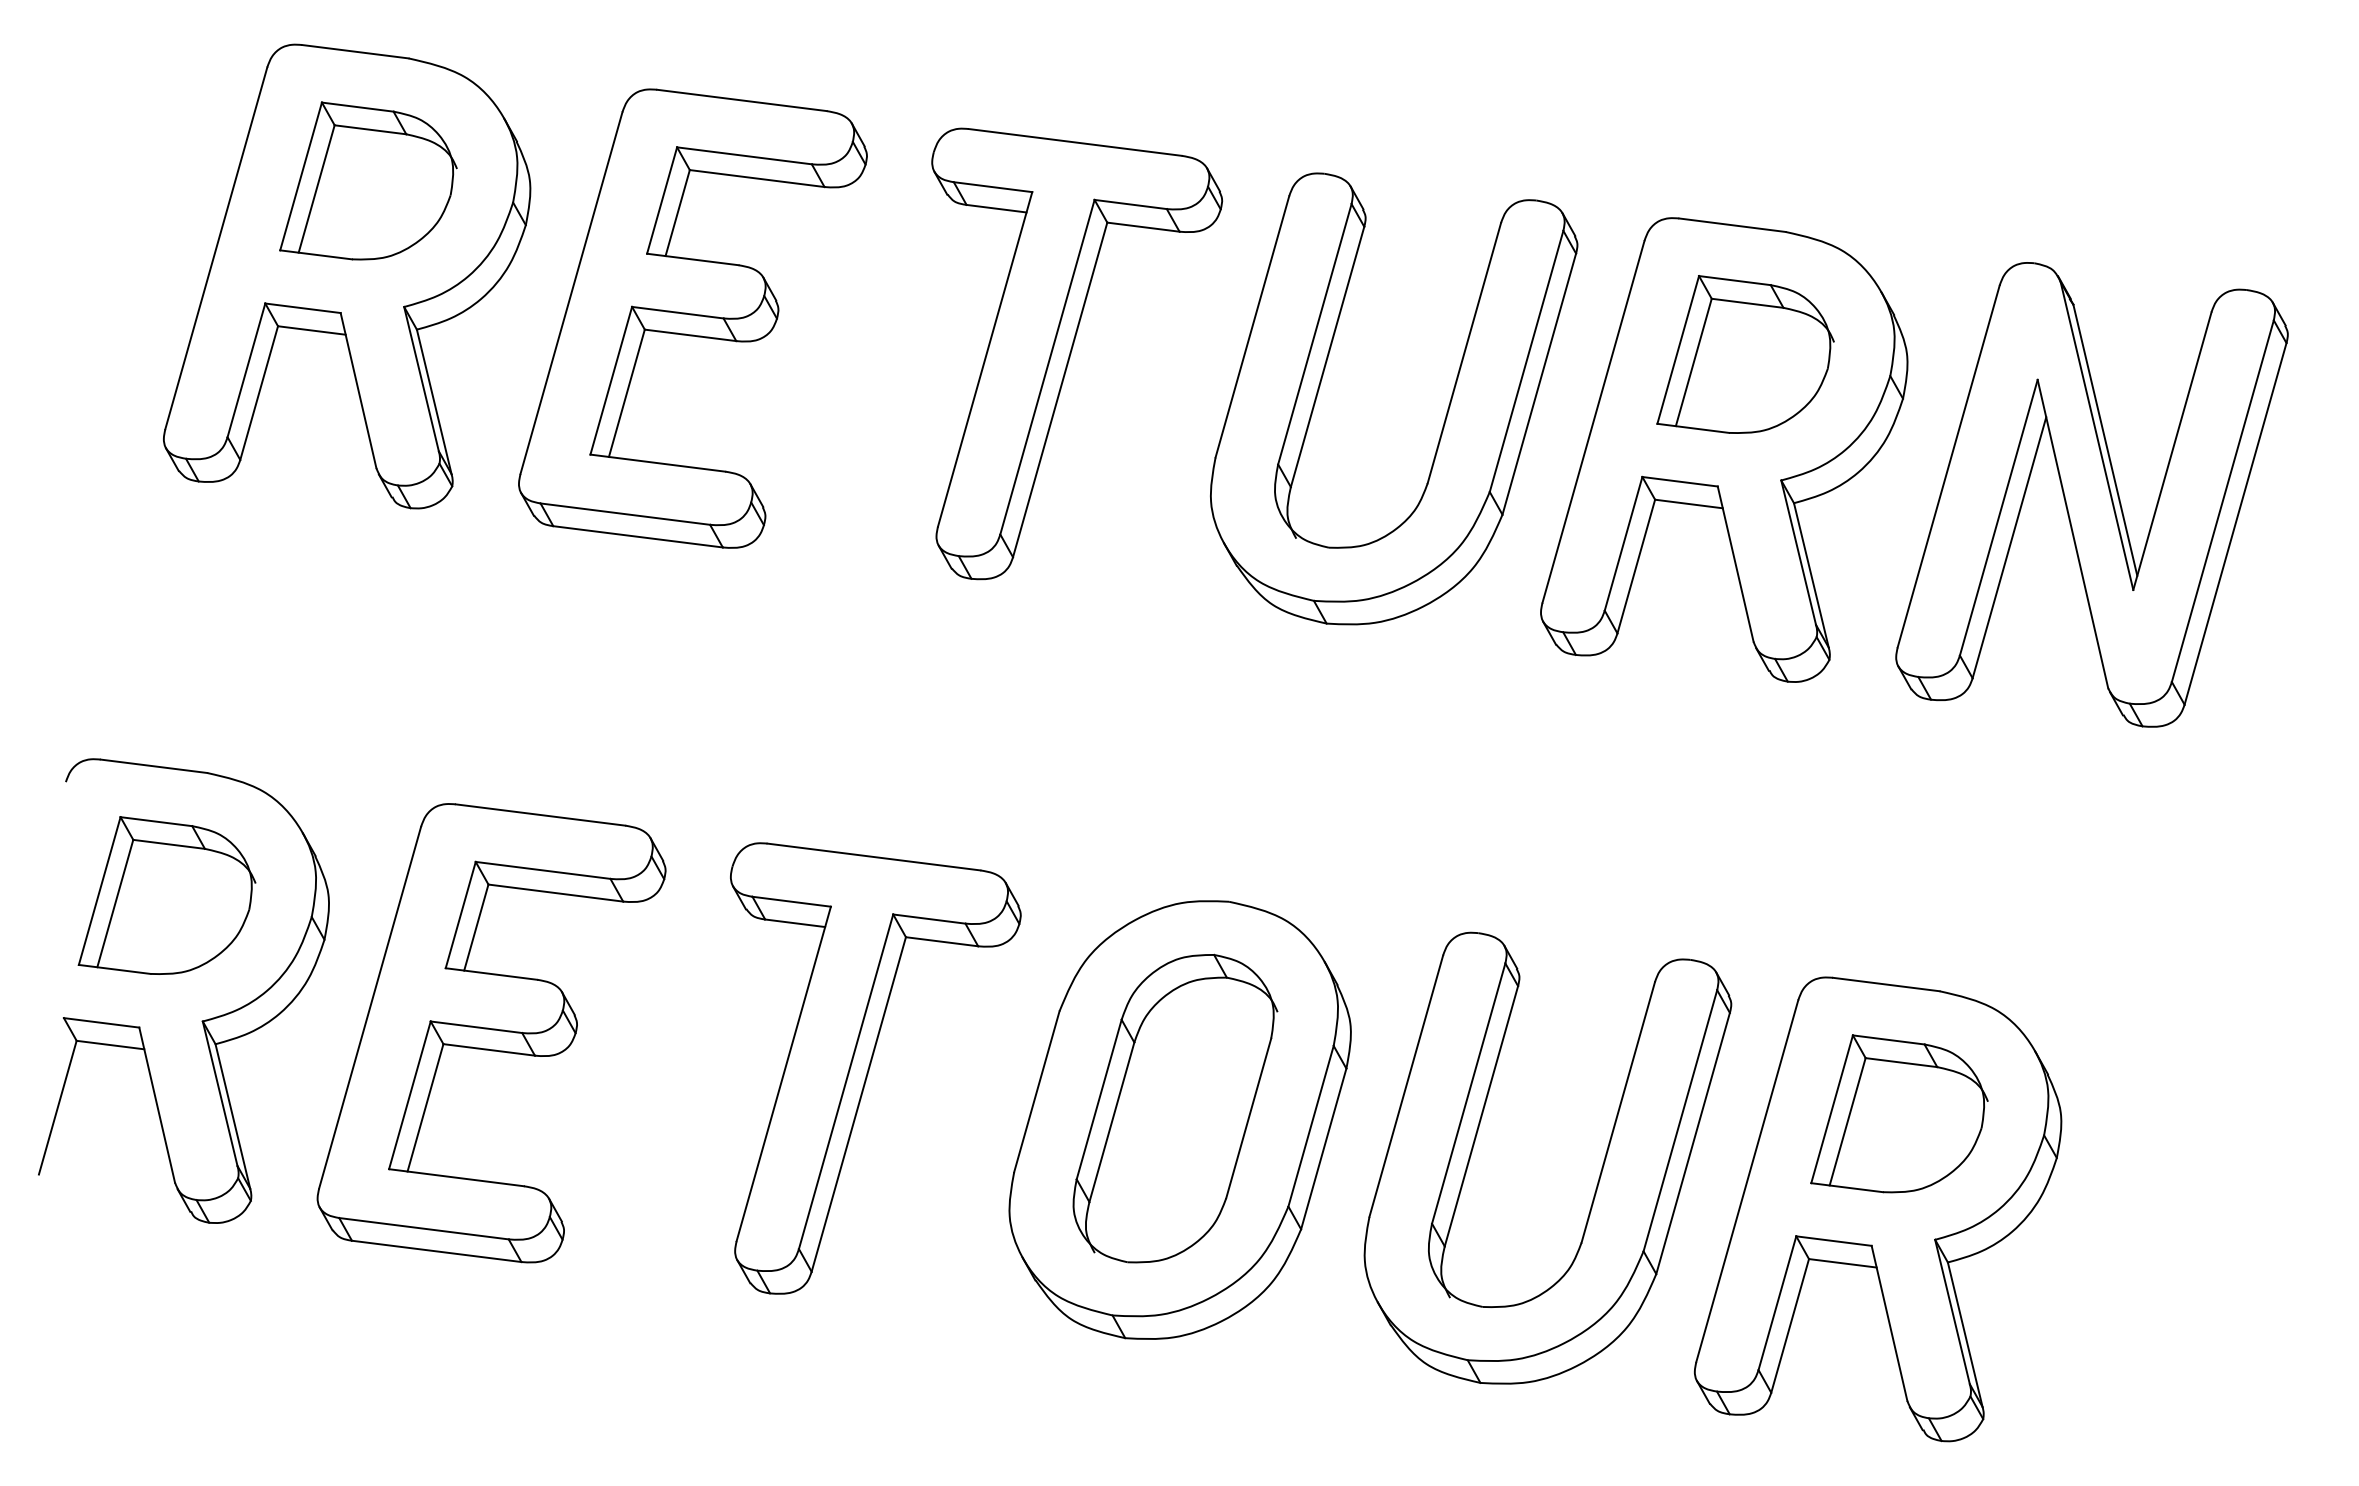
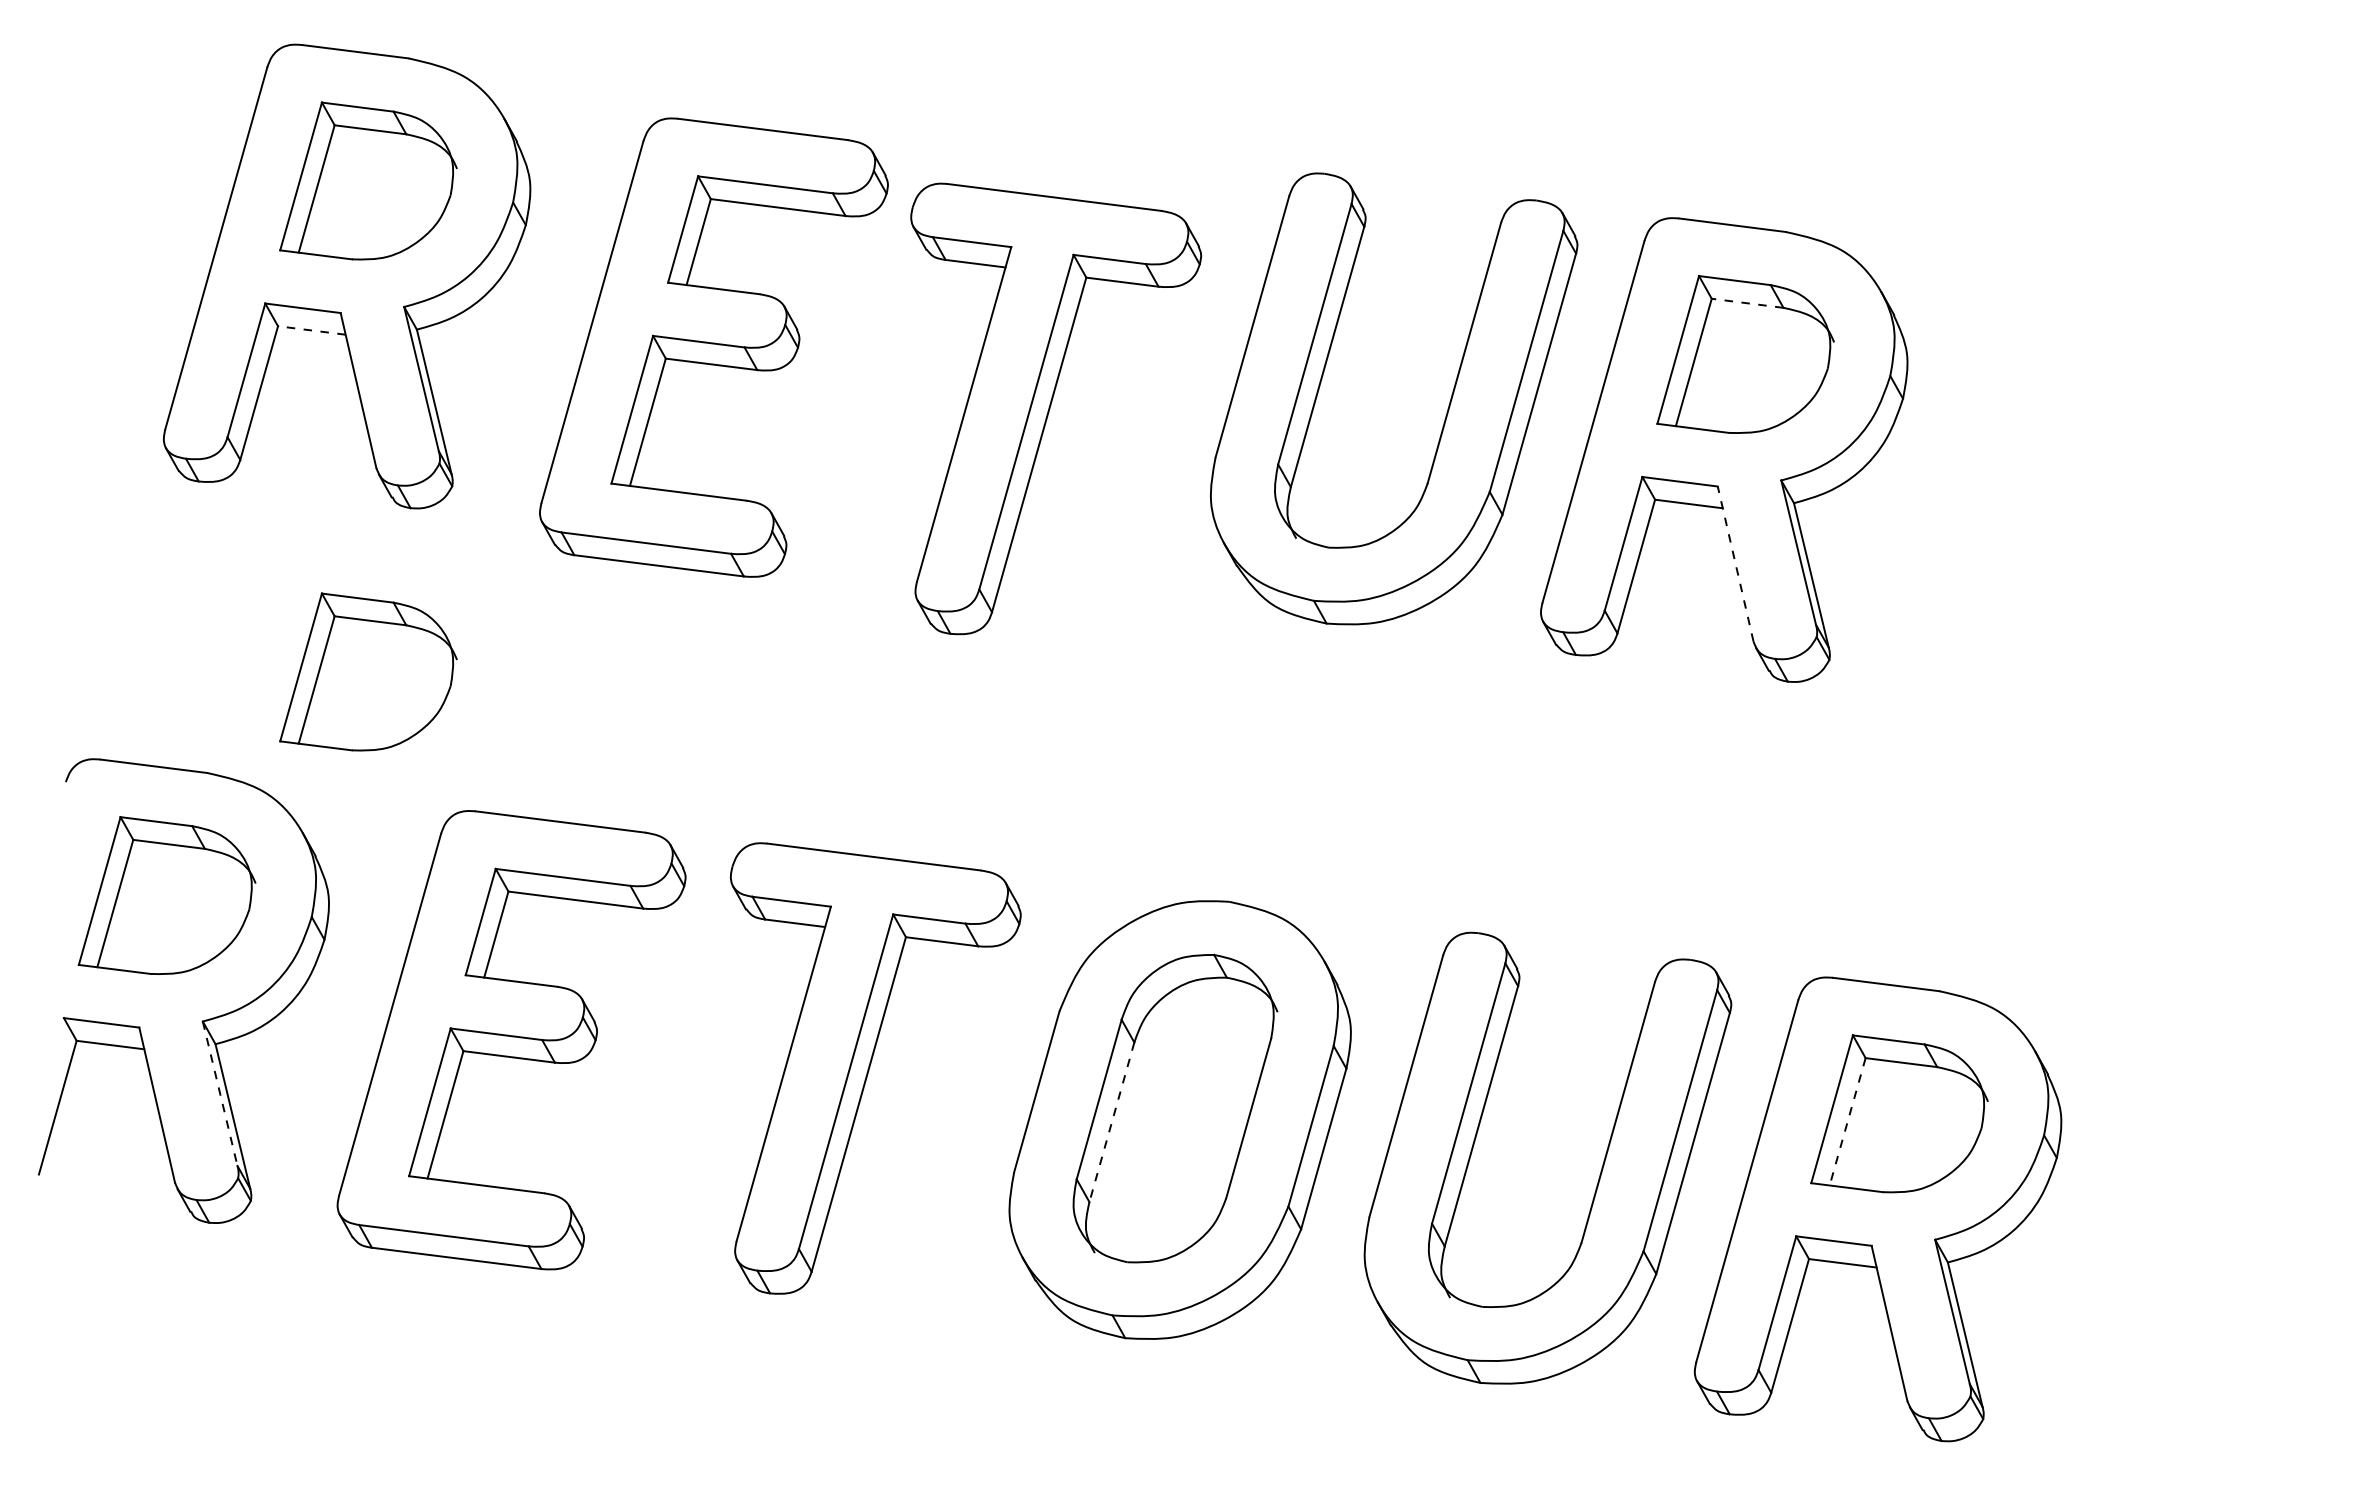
line: solid -> dashed (1747, 303)
part position: (692, 318) -> (713, 347) (713, 347)
line: solid -> dashed (311, 330)
part position: (1077, 353) -> (1056, 408) (1056, 408)
part: present -> none (2091, 494)
line: solid -> dashed (1735, 564)
part: none -> present (368, 671)
part position: (491, 1033) -> (511, 1040) (511, 1040)
line: solid -> dashed (220, 1094)
line: solid -> dashed (1111, 1122)
line: solid -> dashed (1847, 1122)
